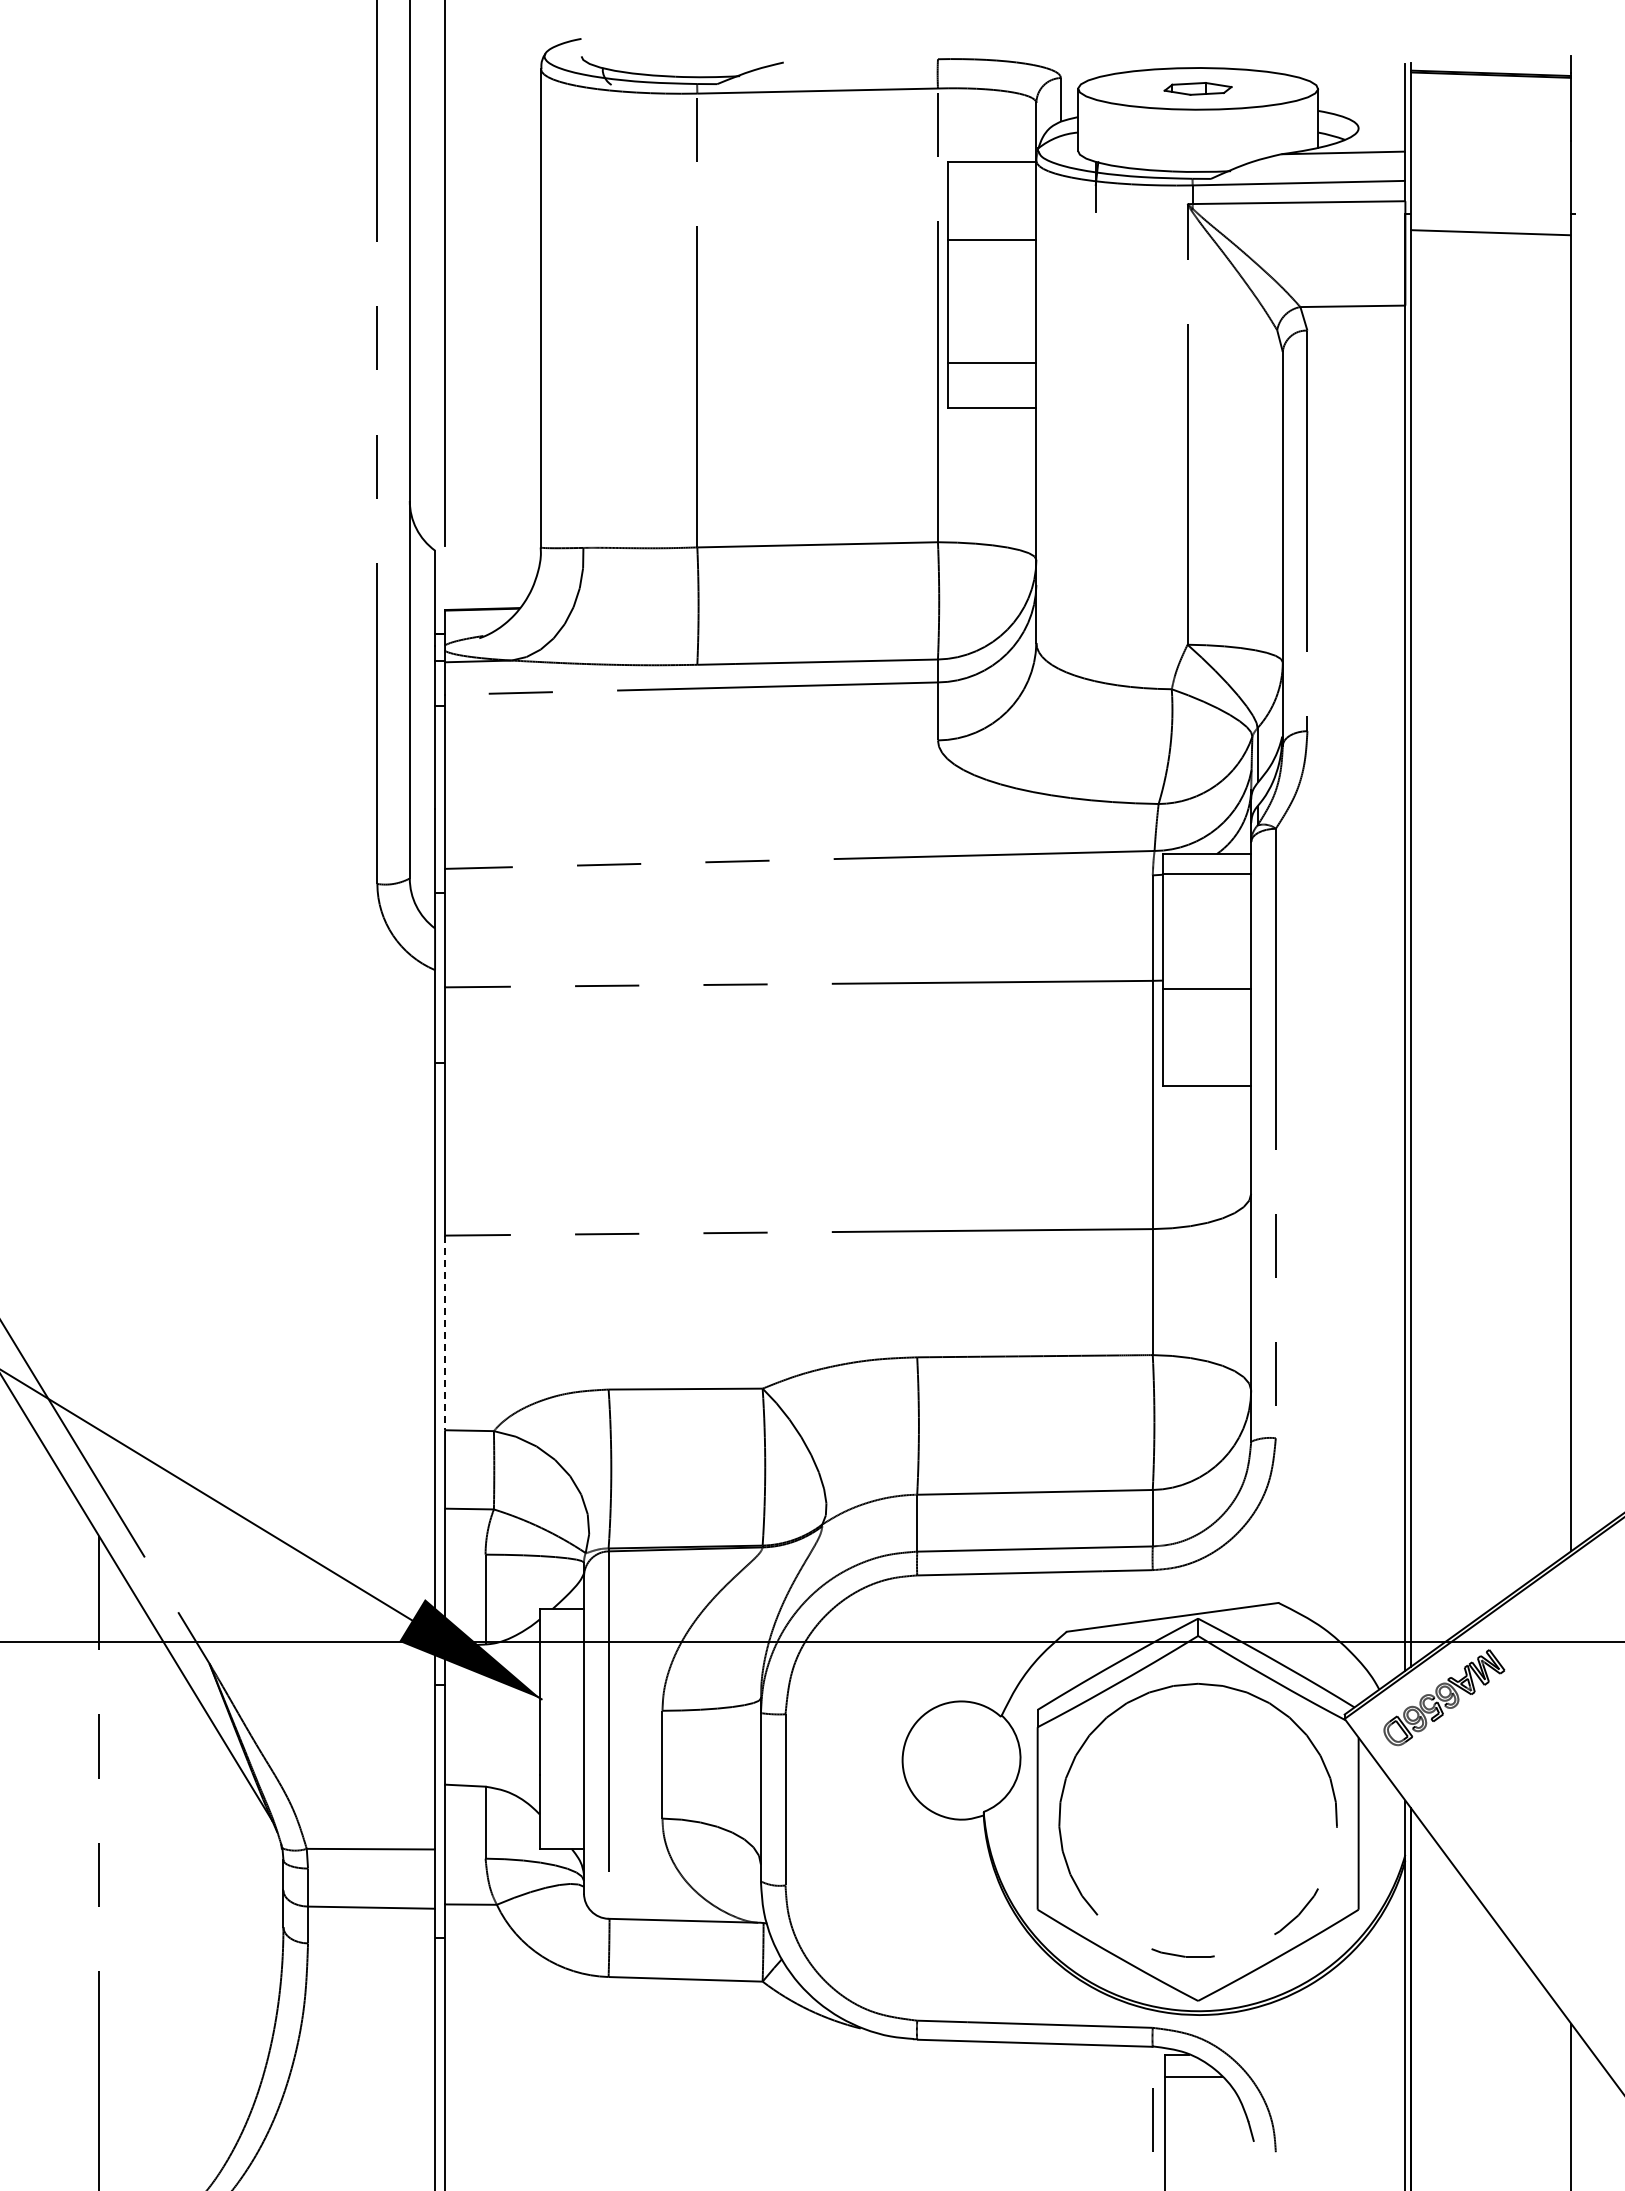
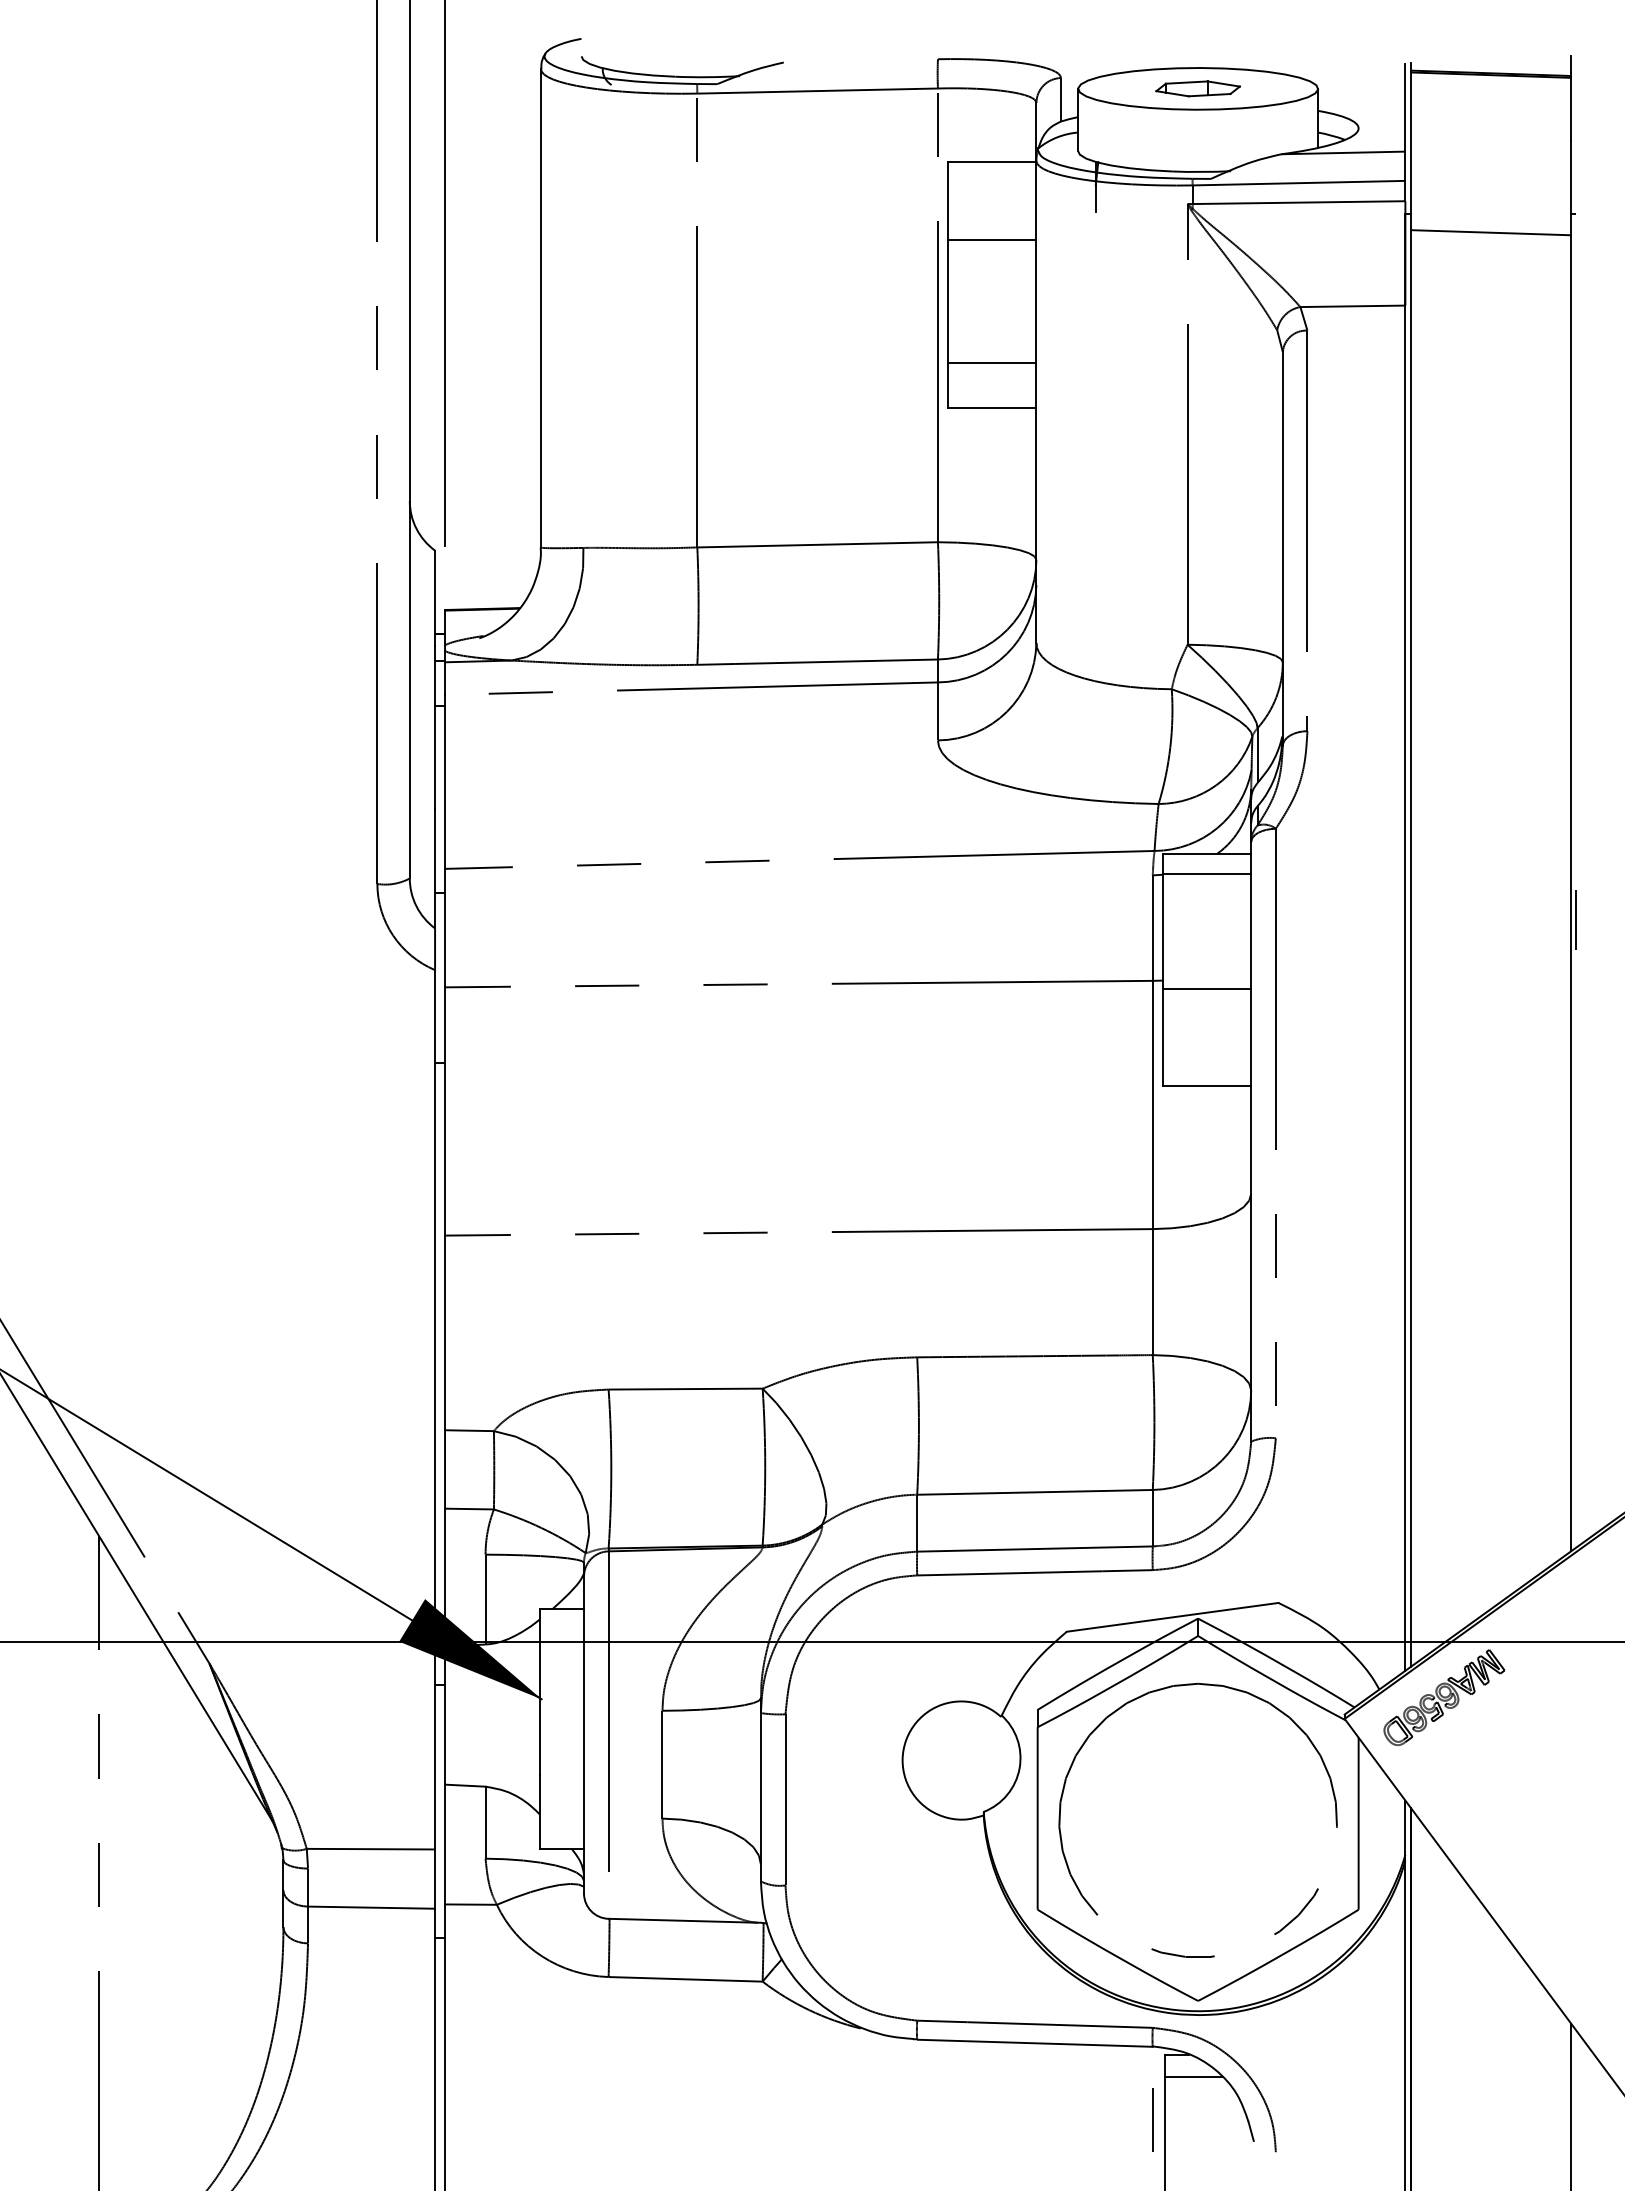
part size: 70x14 px -> 86x18 px (1197, 88)
line: none -> present (1576, 919)
line: dashed -> solid (445, 1333)
